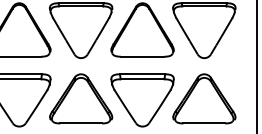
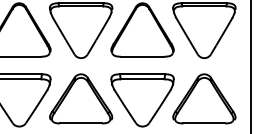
line position: (257, 66) -> (251, 66) (251, 66)
